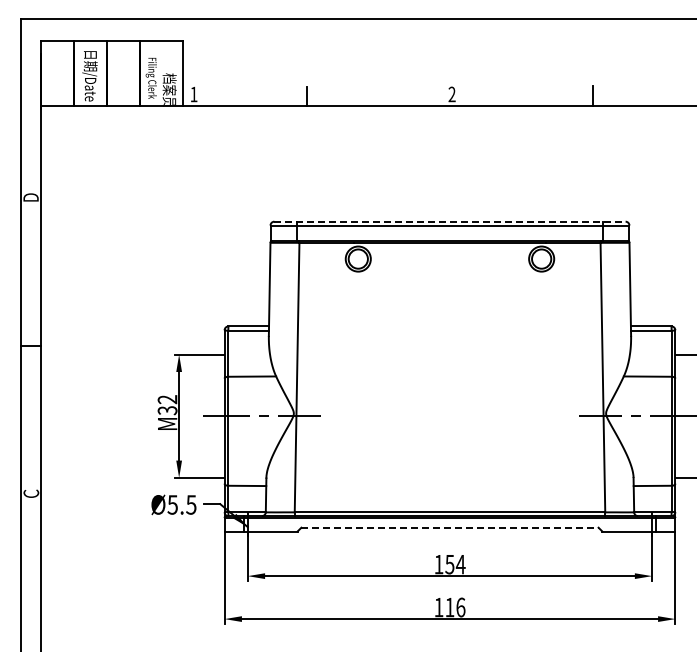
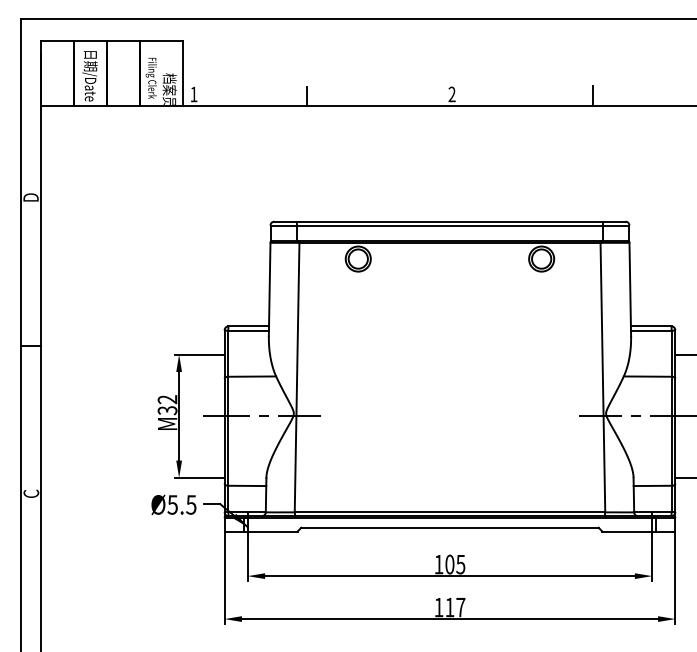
line: dashed -> solid (449, 221)
line: dashed -> solid (450, 527)
text: 154 -> 105 (455, 564)
text: 116 -> 117 (460, 607)
